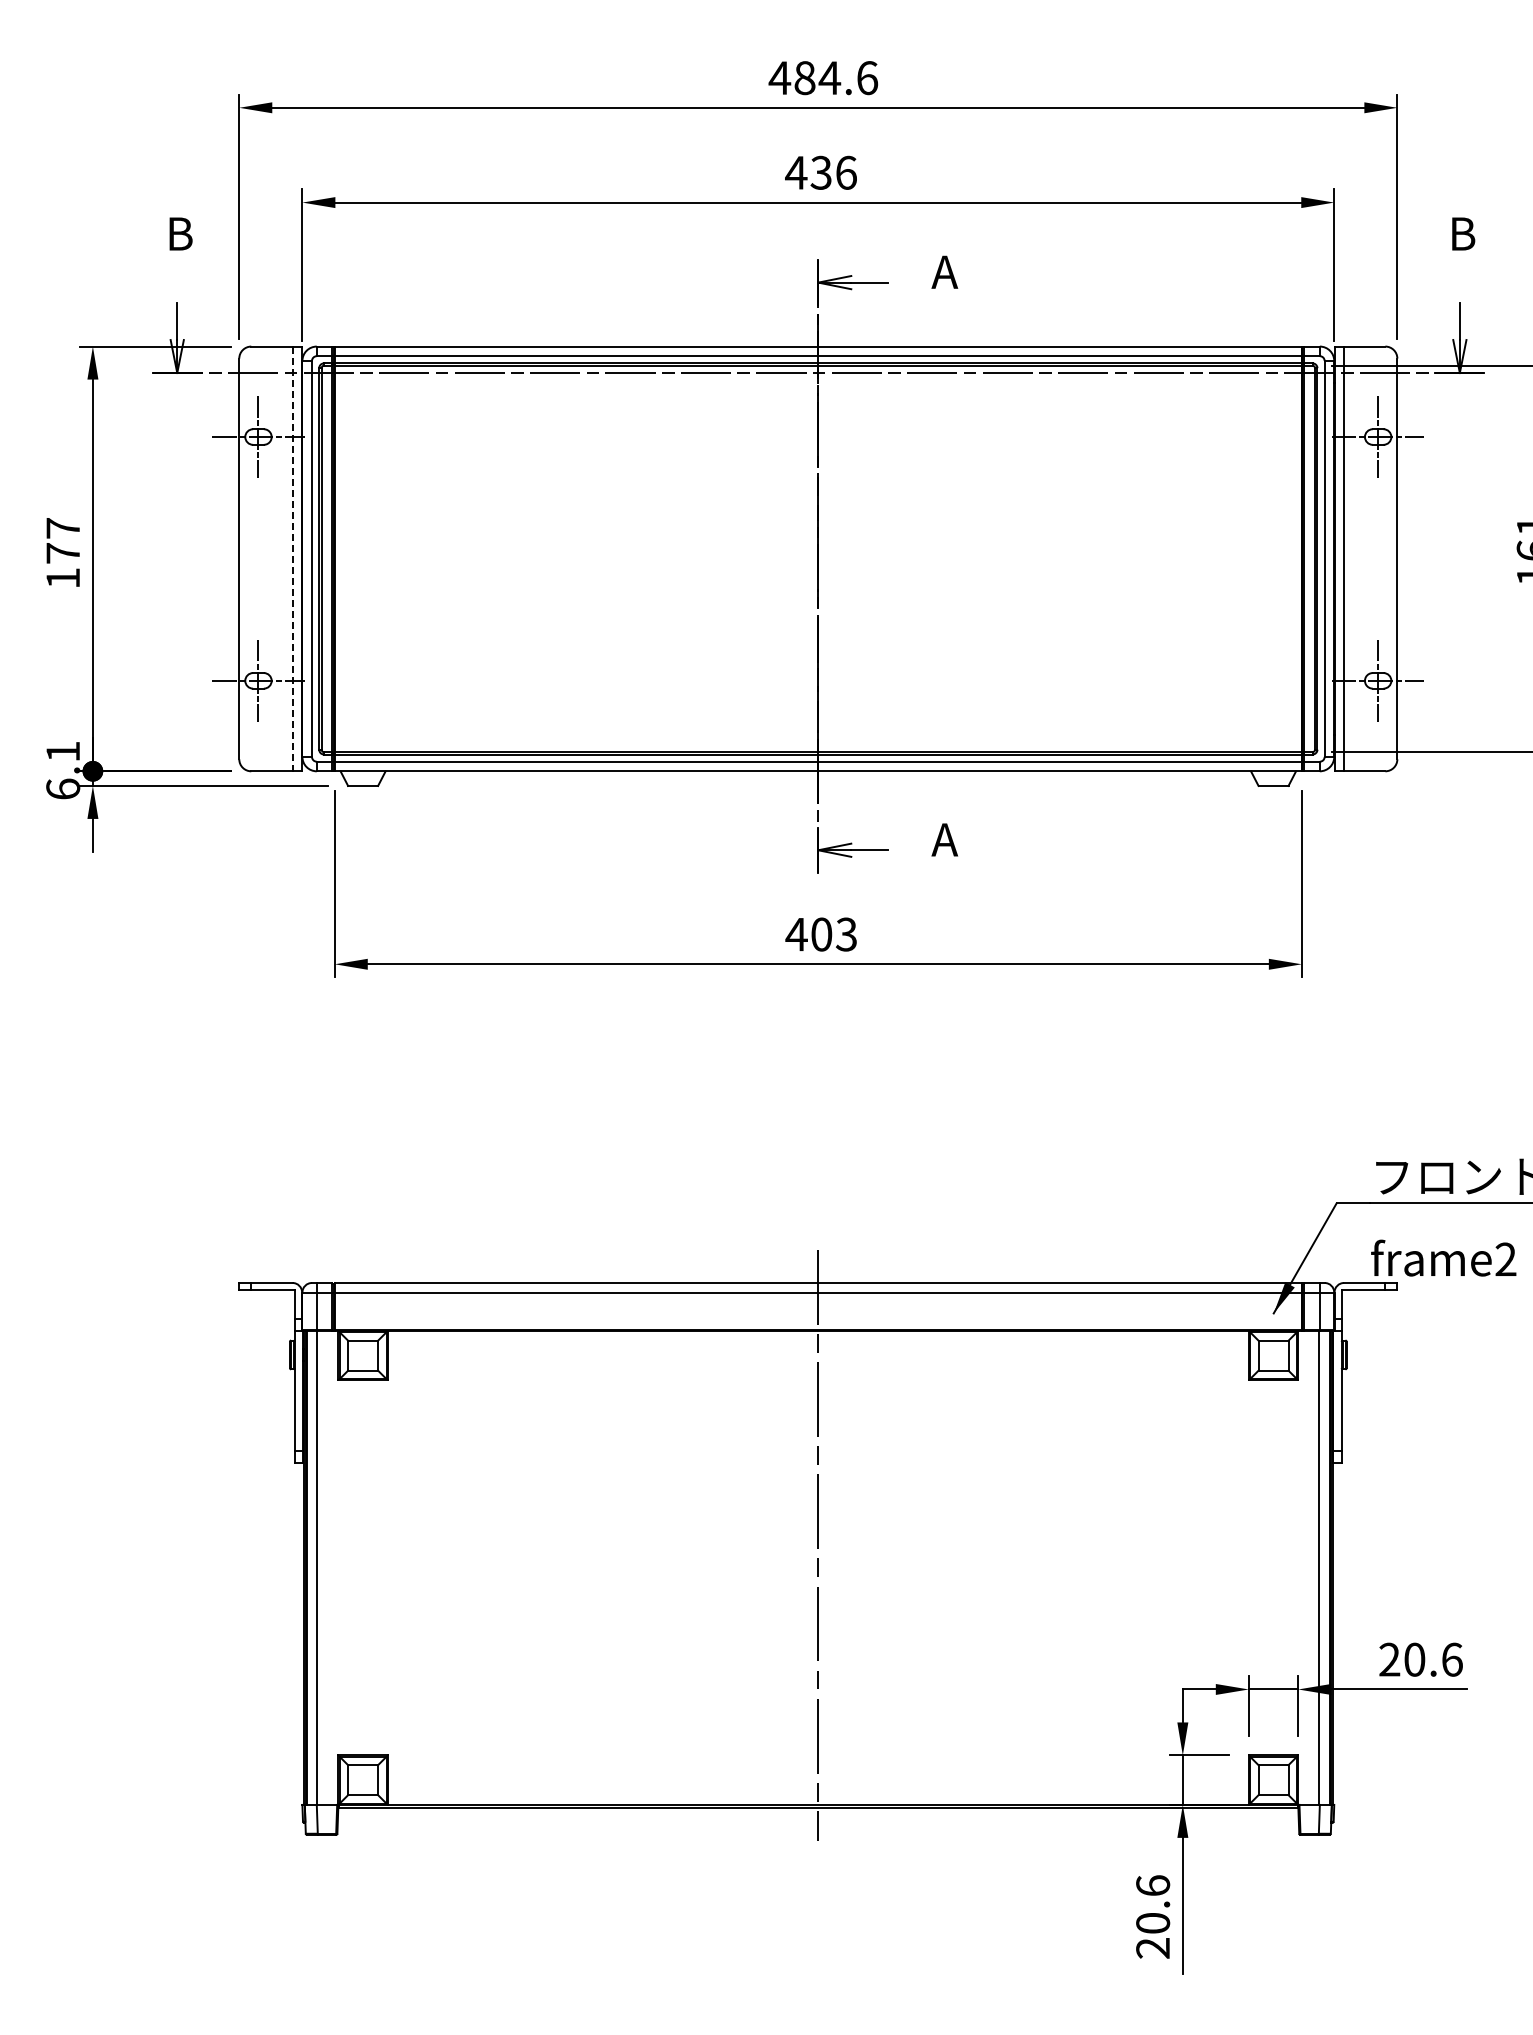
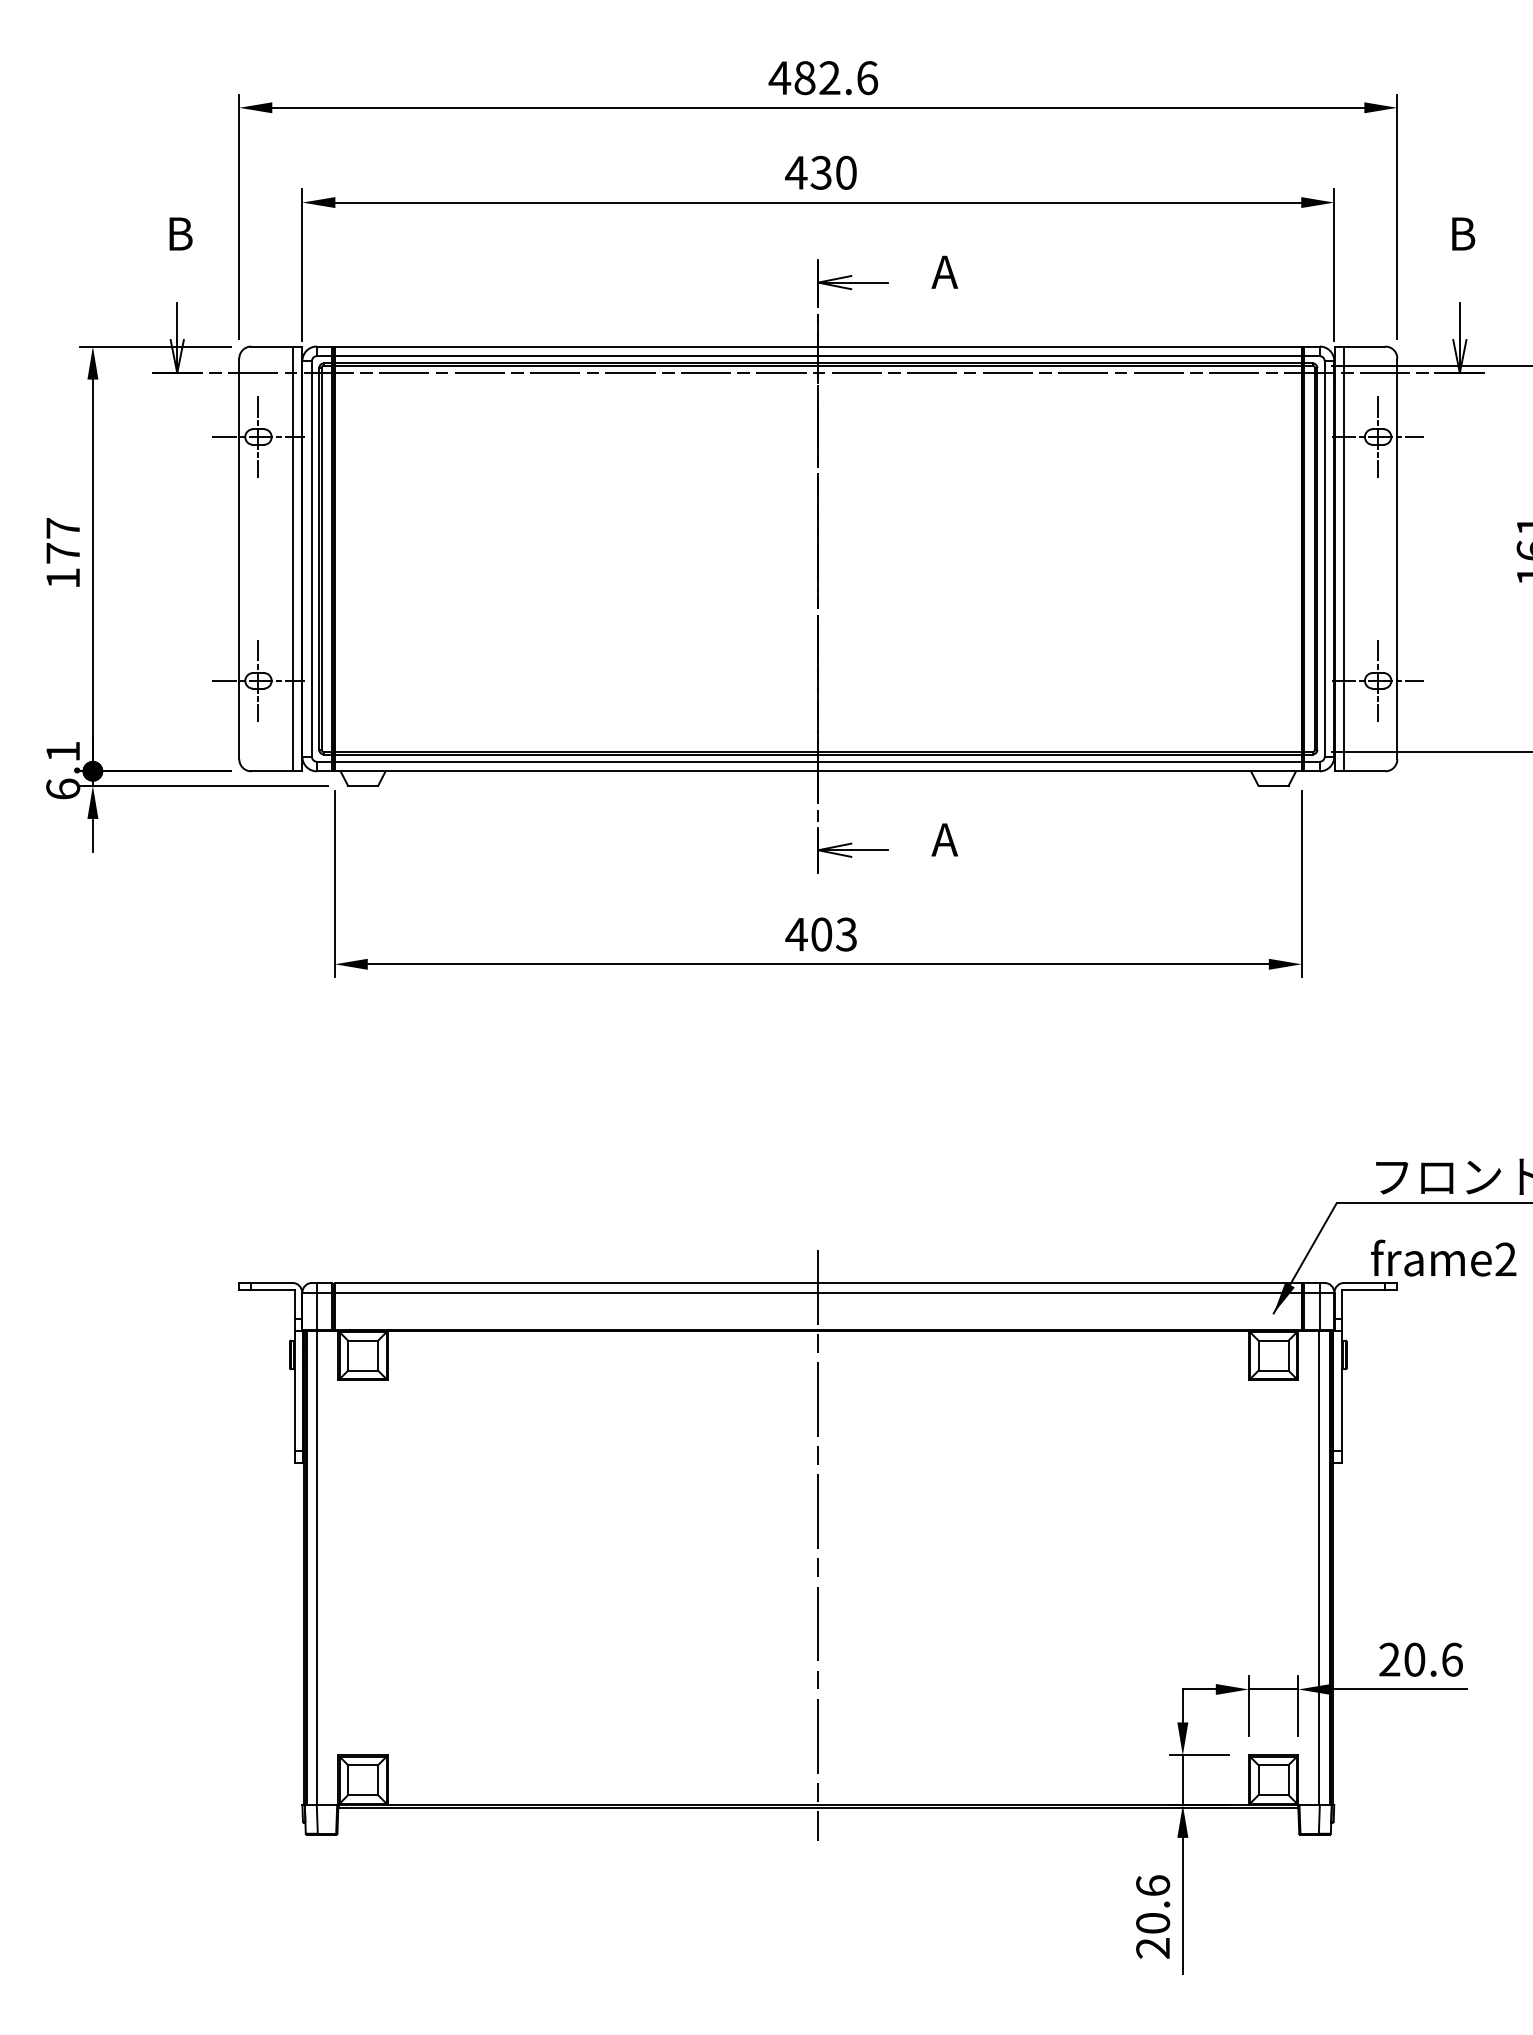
text: 484.6 -> 482.6 (829, 77)
text: 436 -> 430 (846, 172)
line: dashed -> solid (292, 559)
